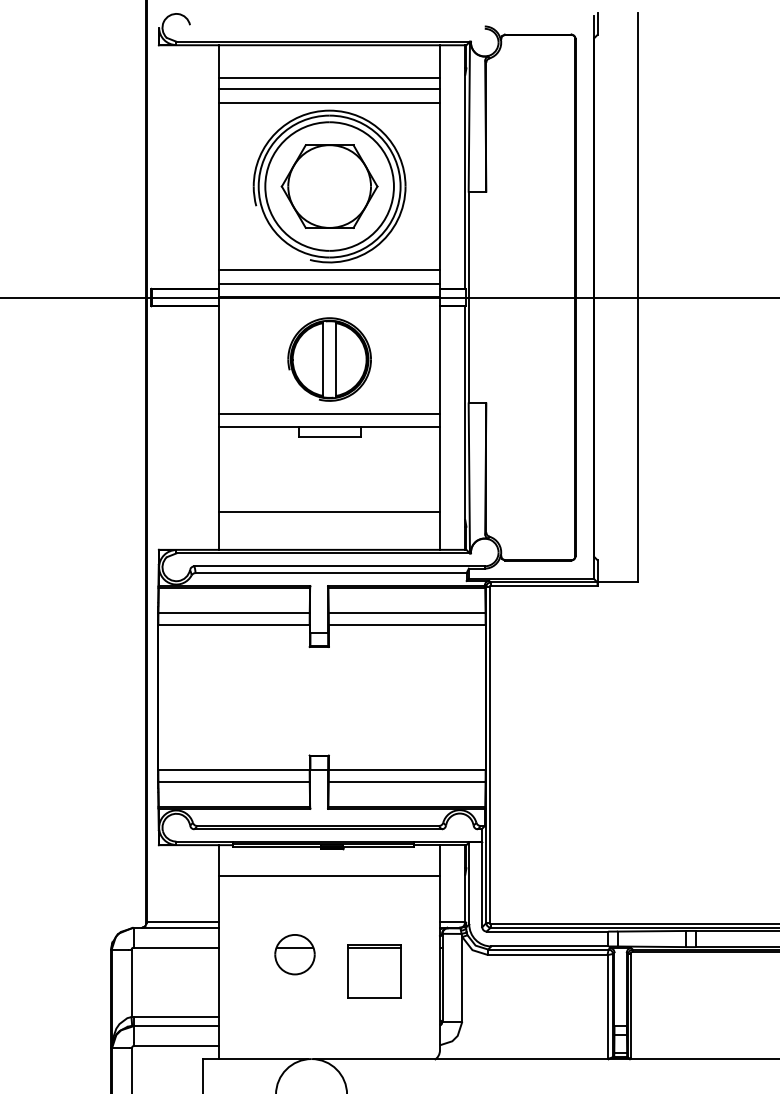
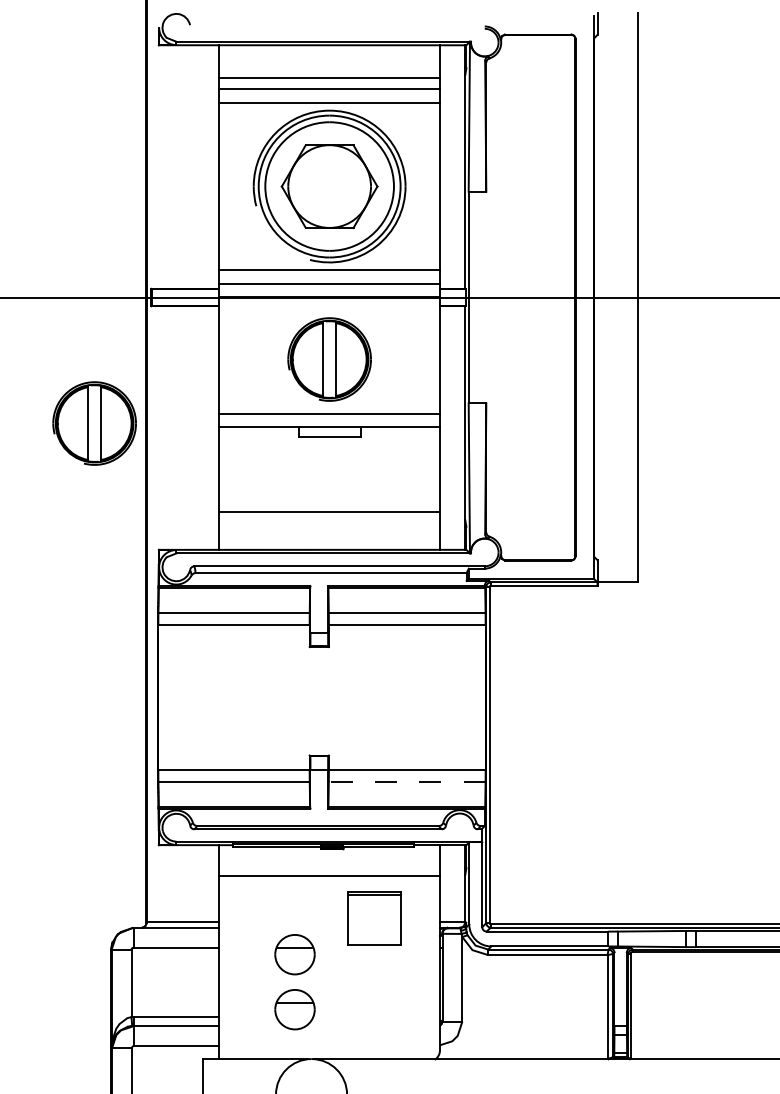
part: none -> present (94, 423)
line: solid -> dashed (406, 781)
part position: (374, 971) -> (374, 918) (374, 918)
part: none -> present (294, 1009)
